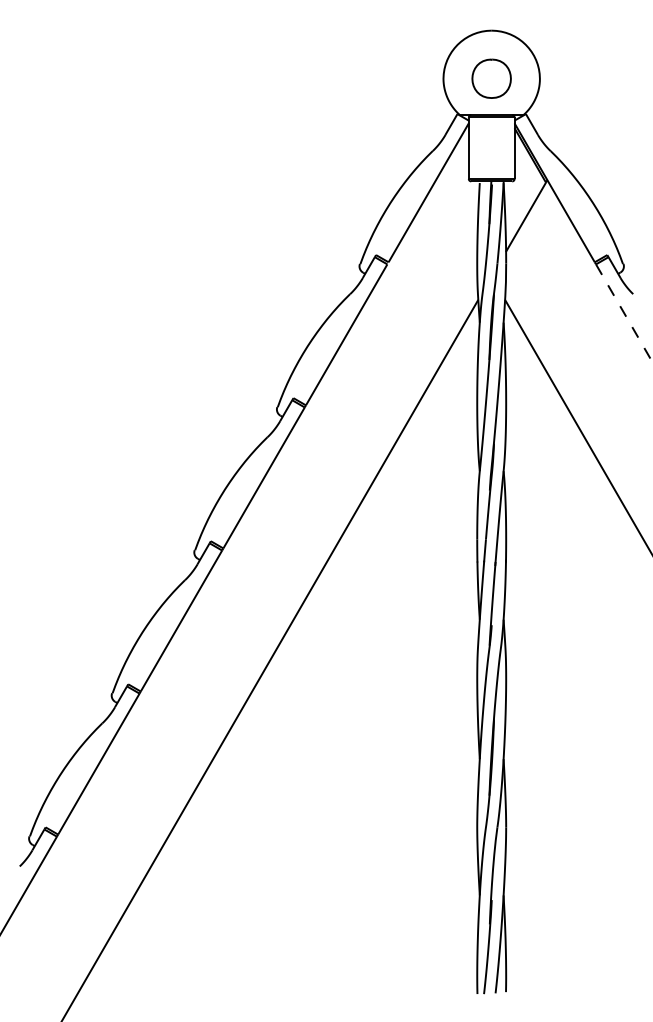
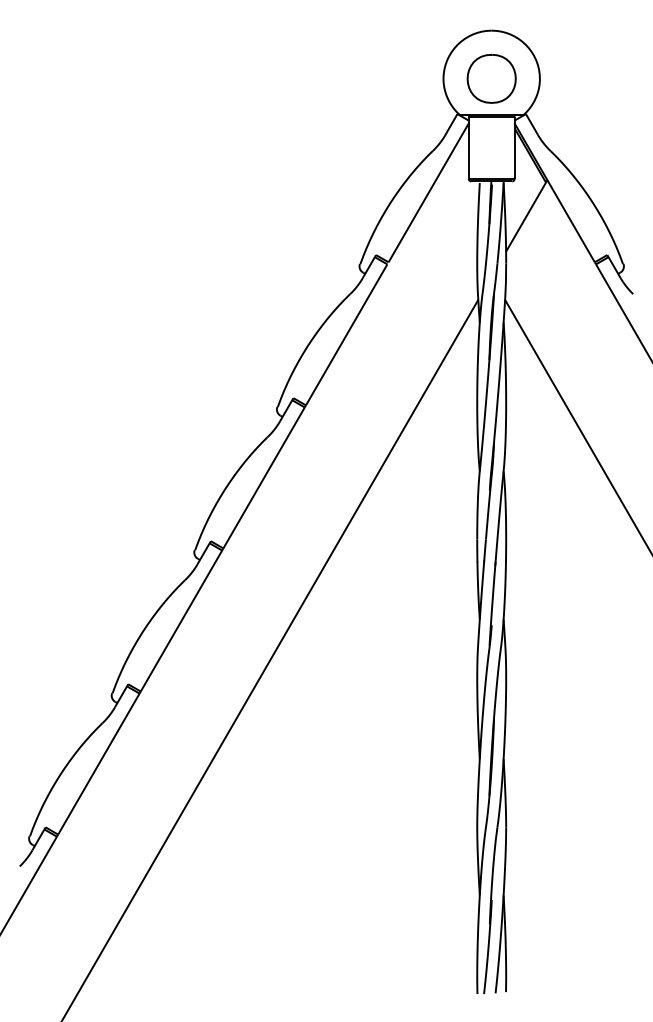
part size: 41x41 px -> 51x51 px (491, 78)
line: dashed -> solid (624, 313)
